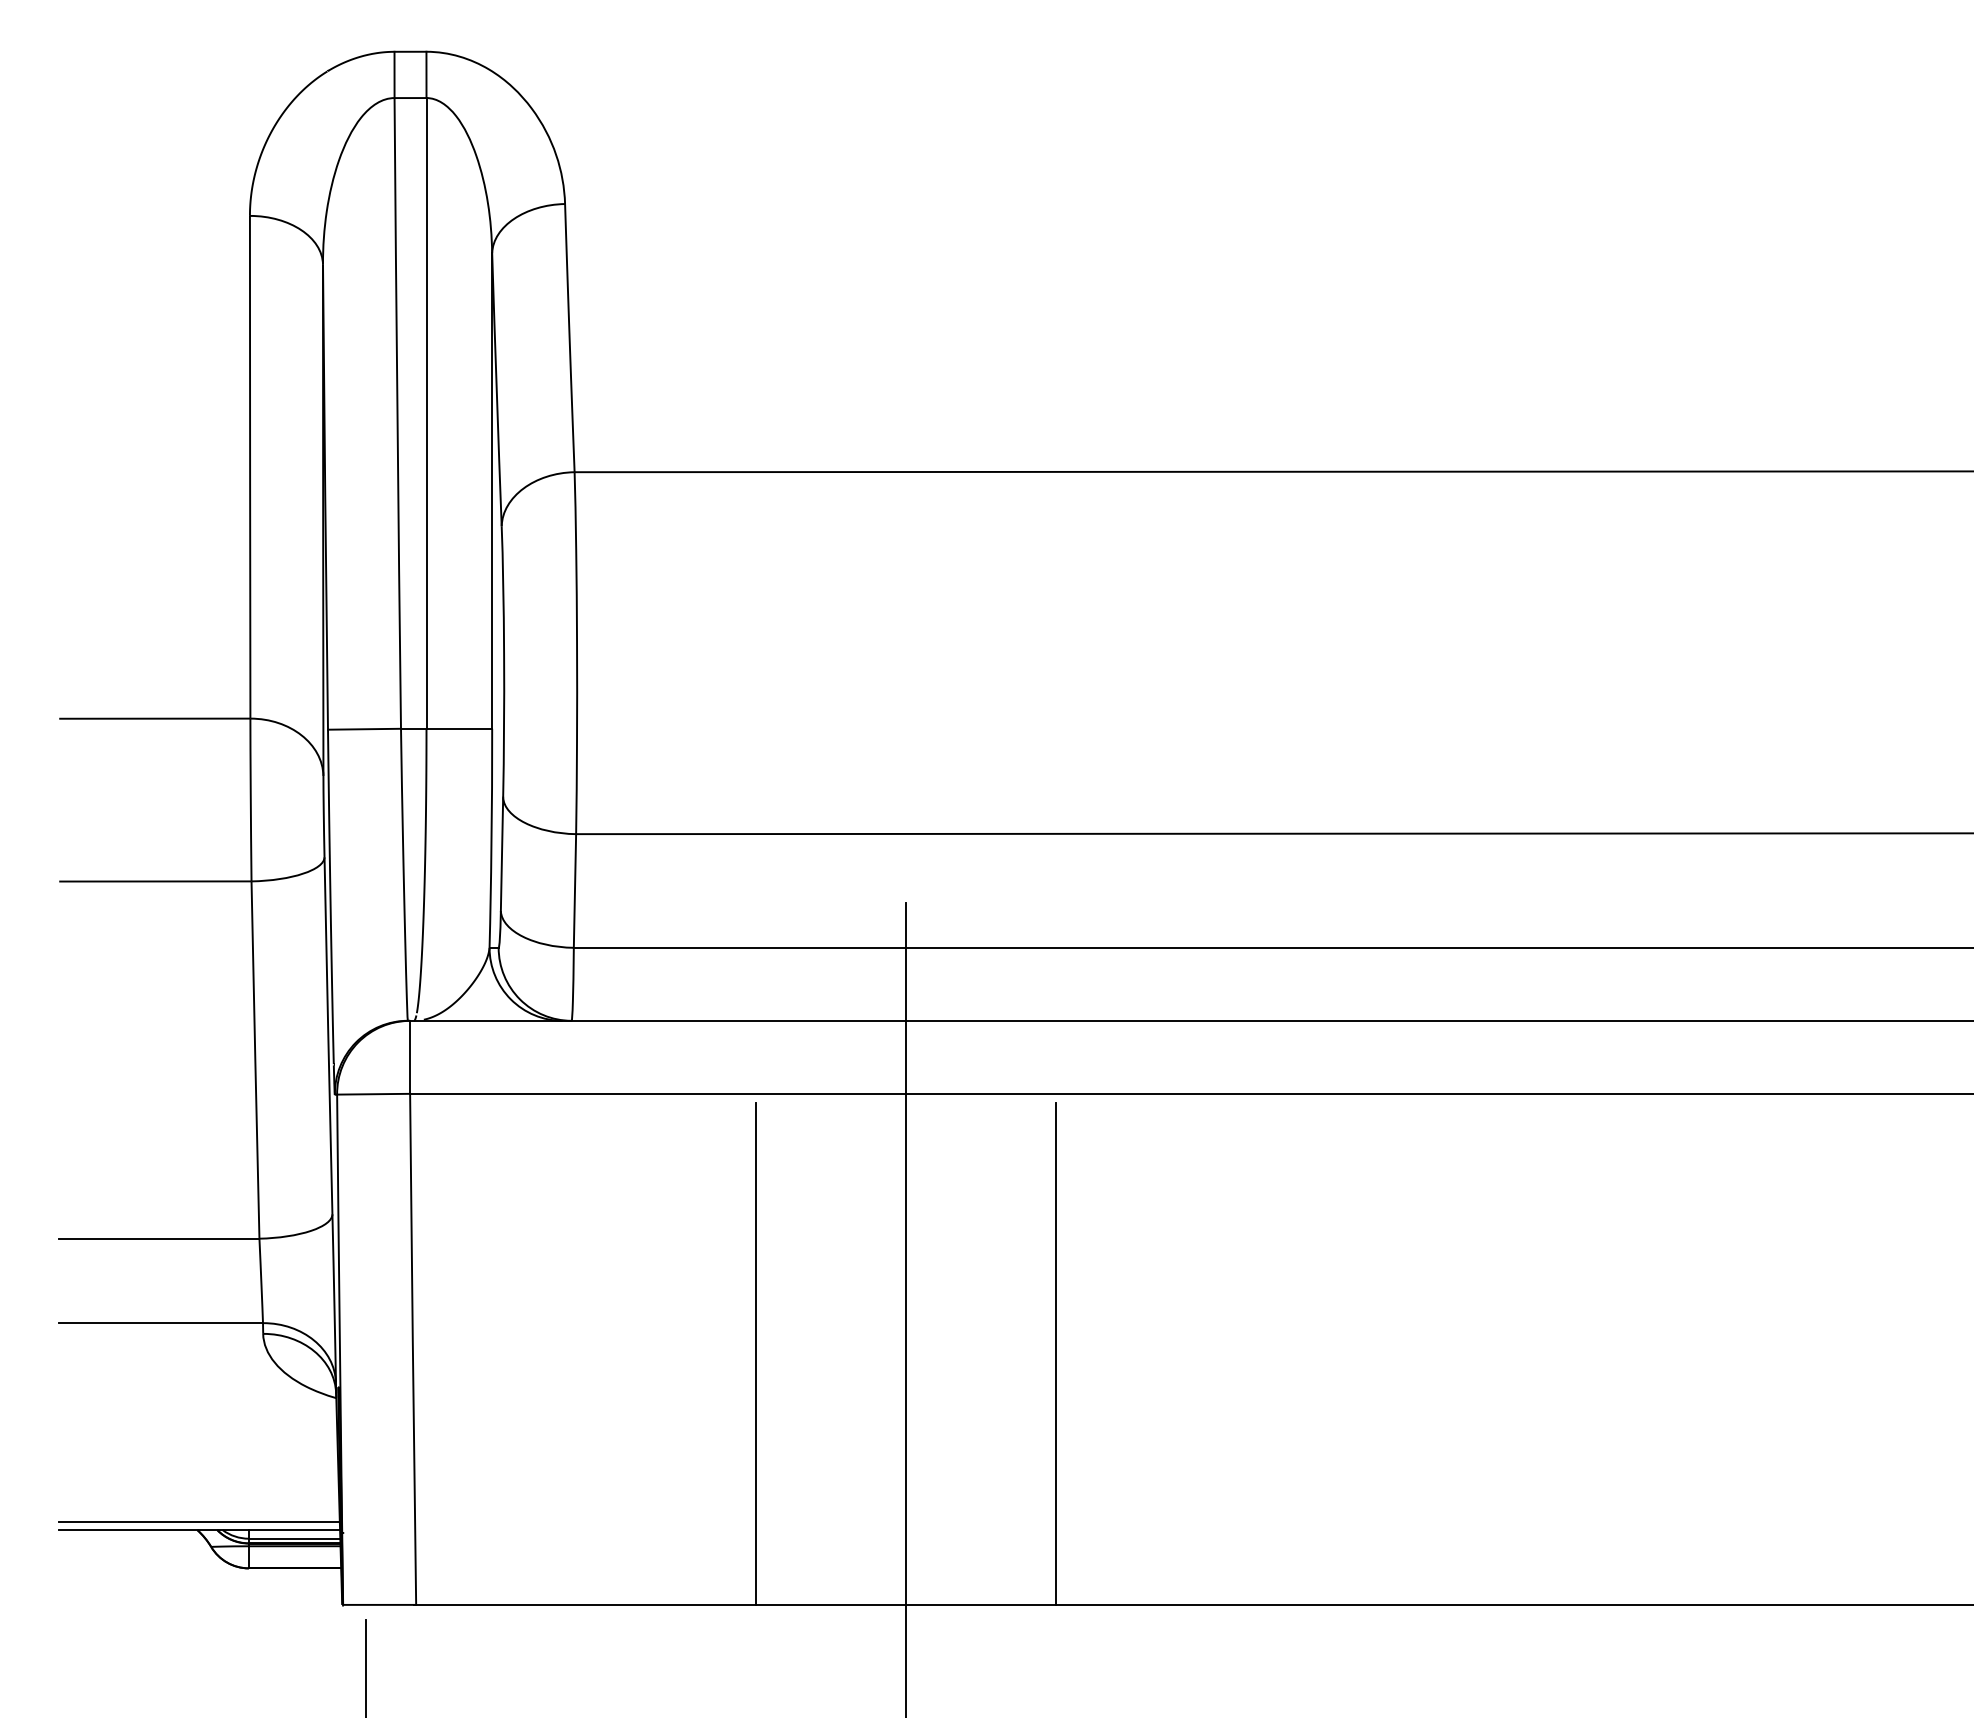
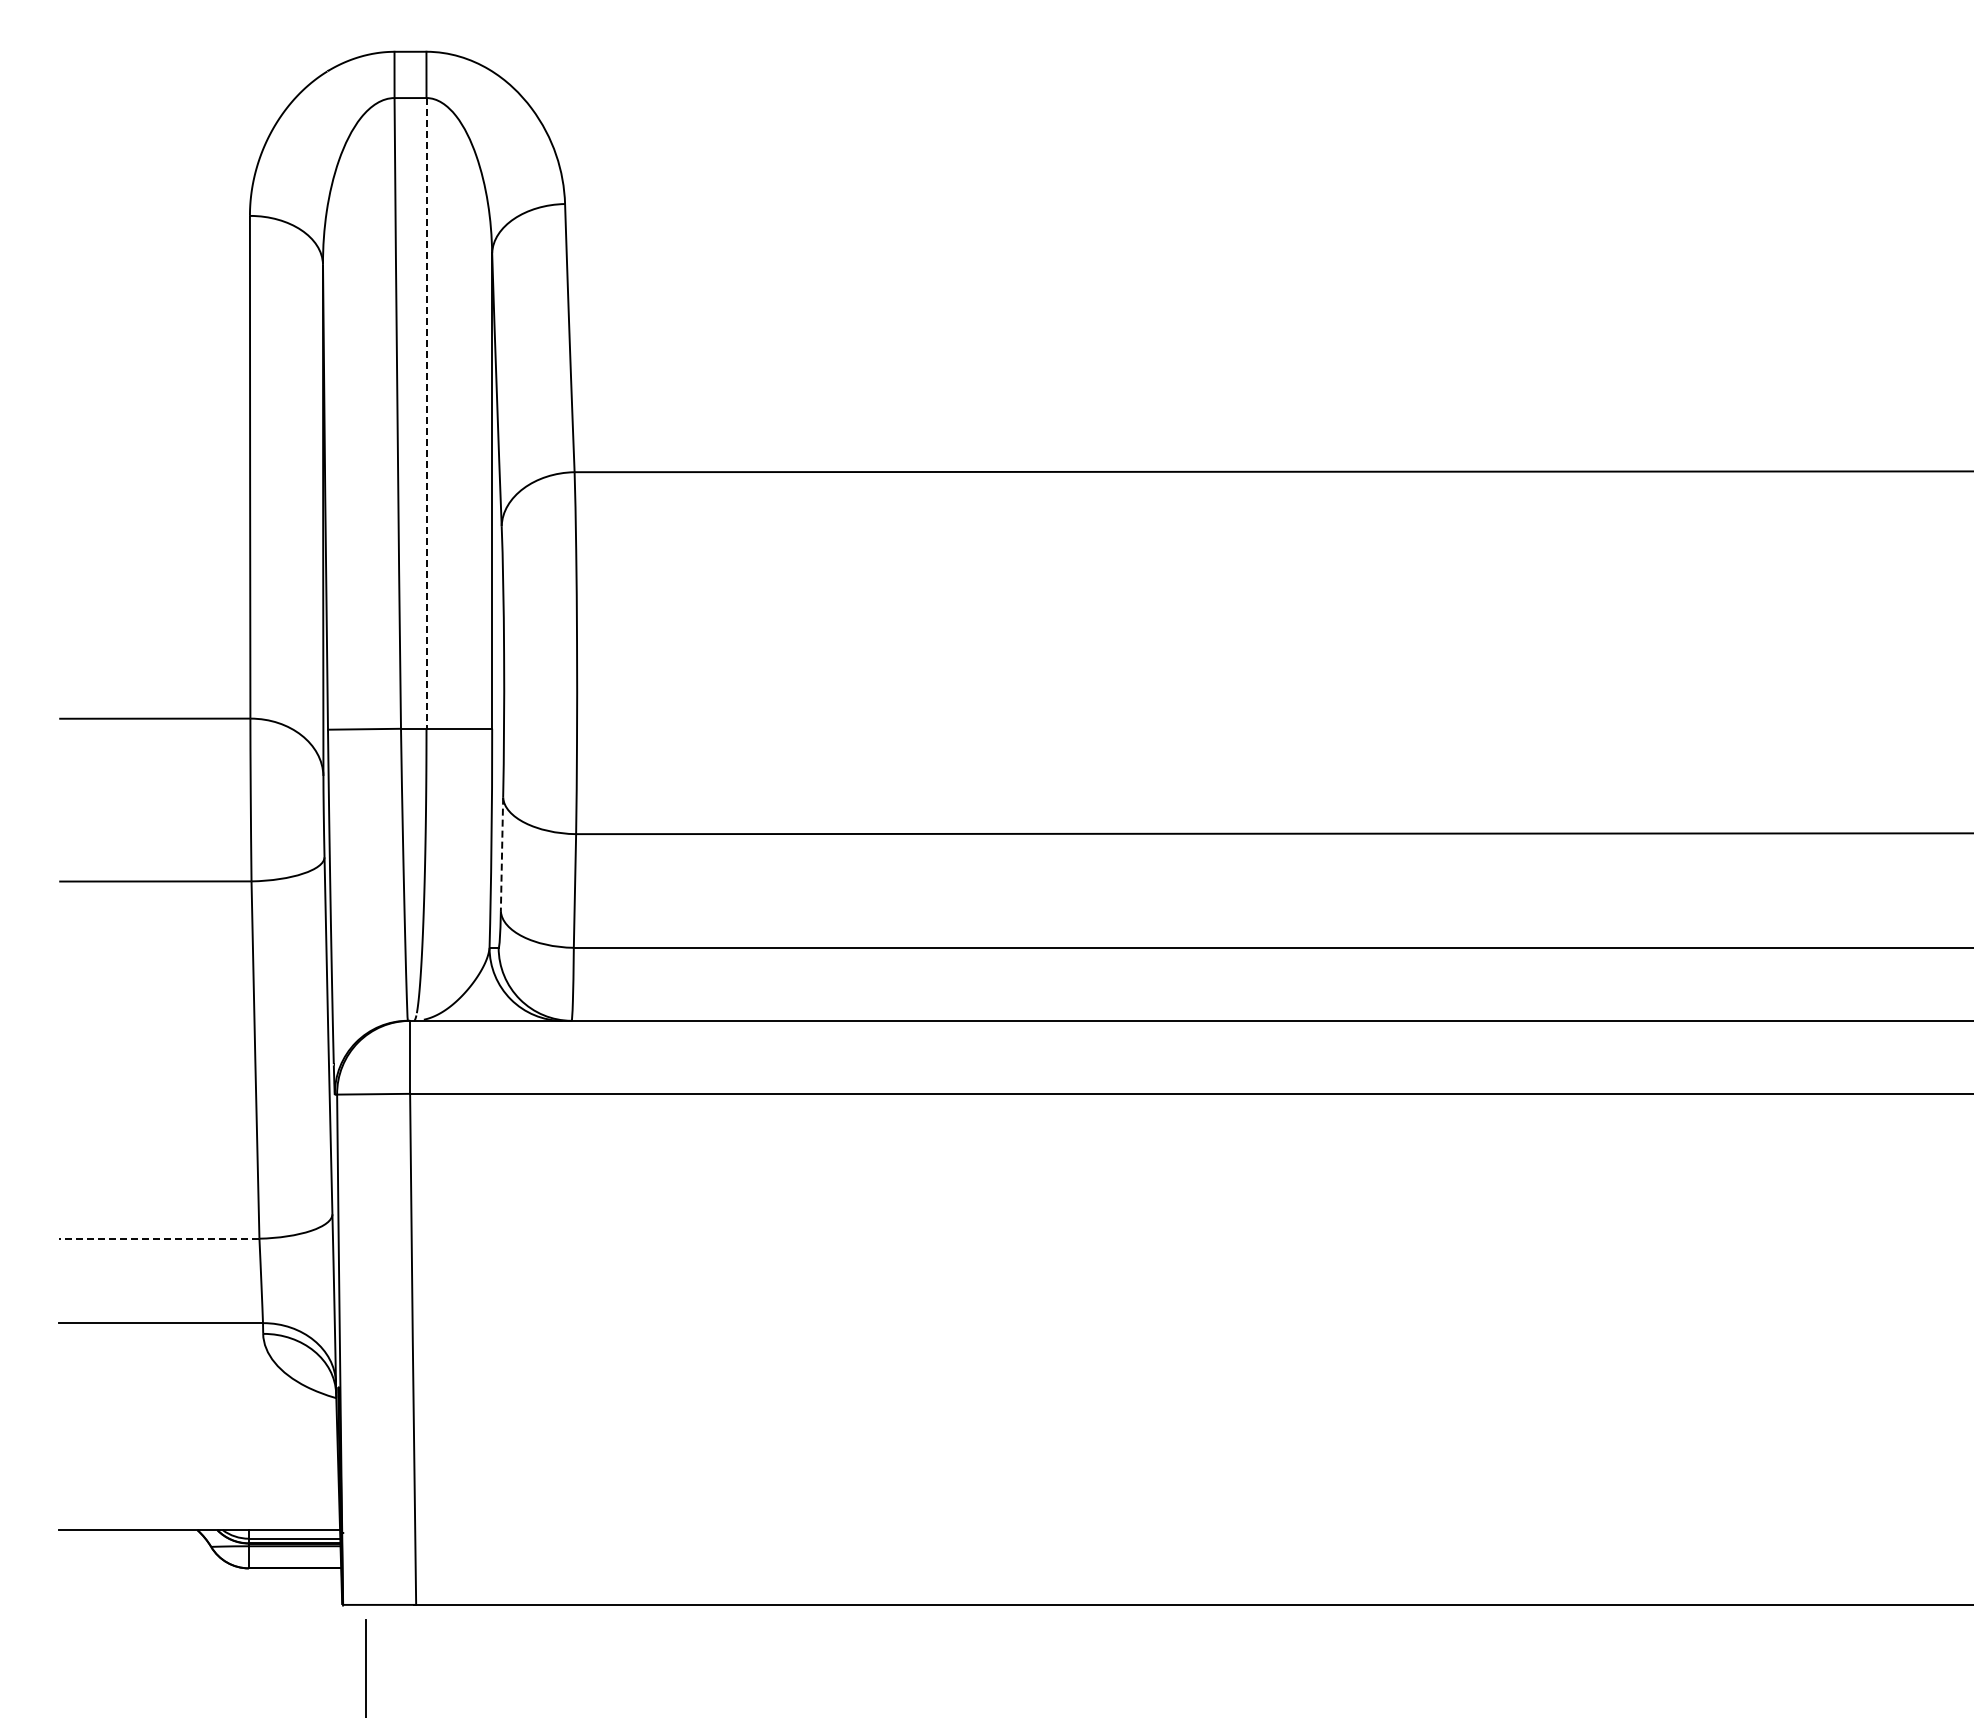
line: solid -> dashed (426, 413)
line: solid -> dashed (502, 854)
line: solid -> dashed (158, 1238)
line: present -> none (906, 1308)
line: present -> none (755, 1353)
line: present -> none (1056, 1353)
line: present -> none (199, 1521)
